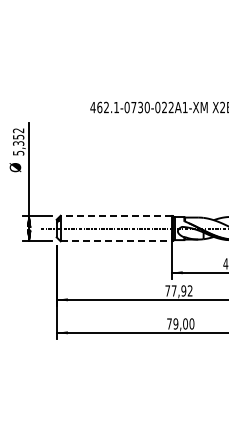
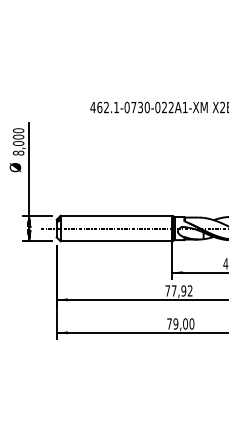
text: 5,352 -> 8,000 (18, 141)
line: dashed -> solid (115, 215)
line: dashed -> solid (116, 241)
